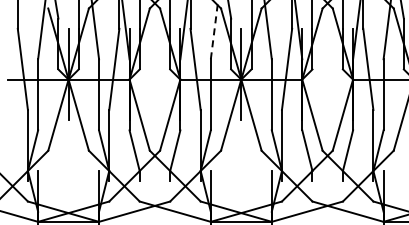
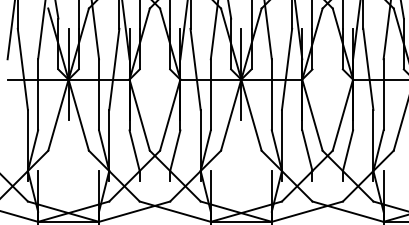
line: dashed -> solid (214, 29)
line: none -> present (10, 30)
